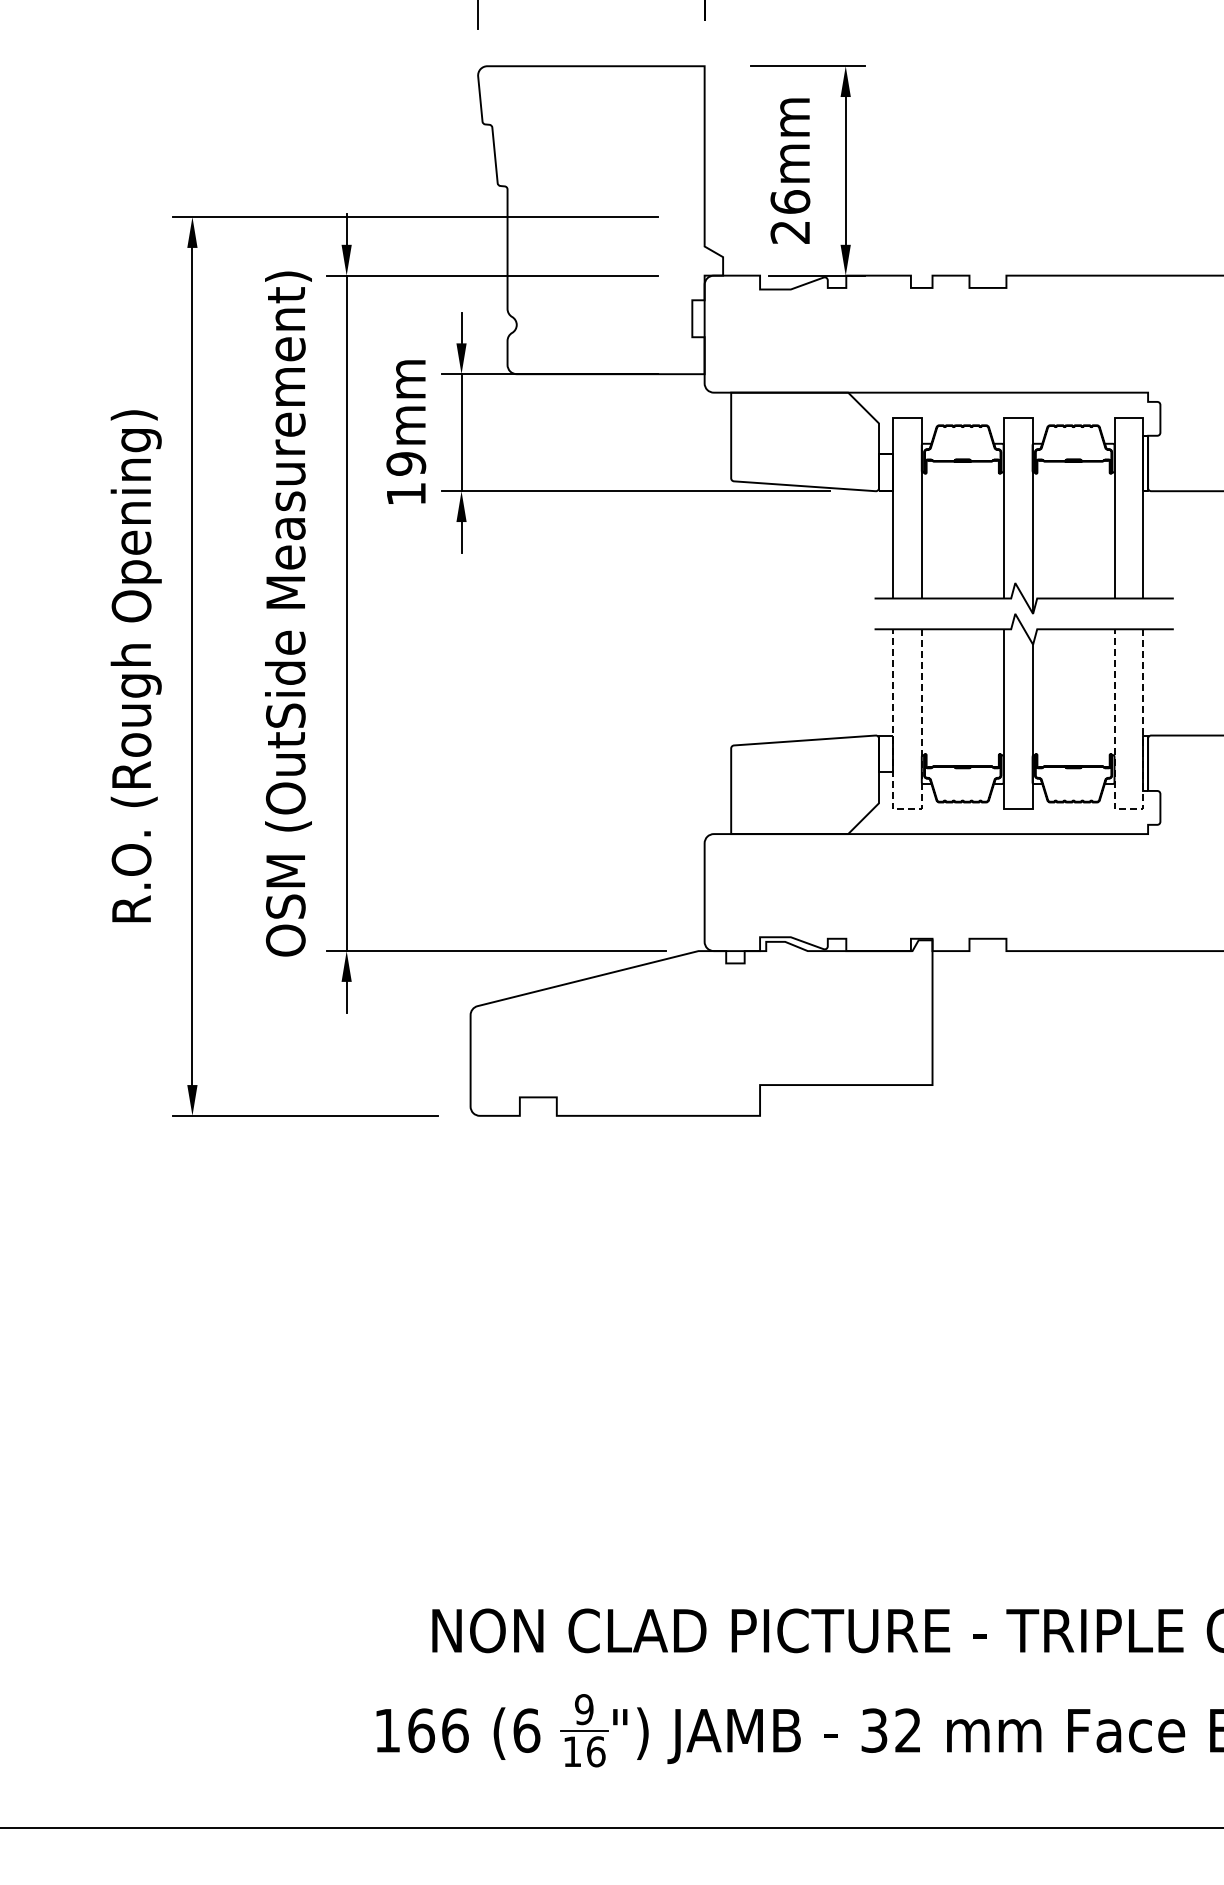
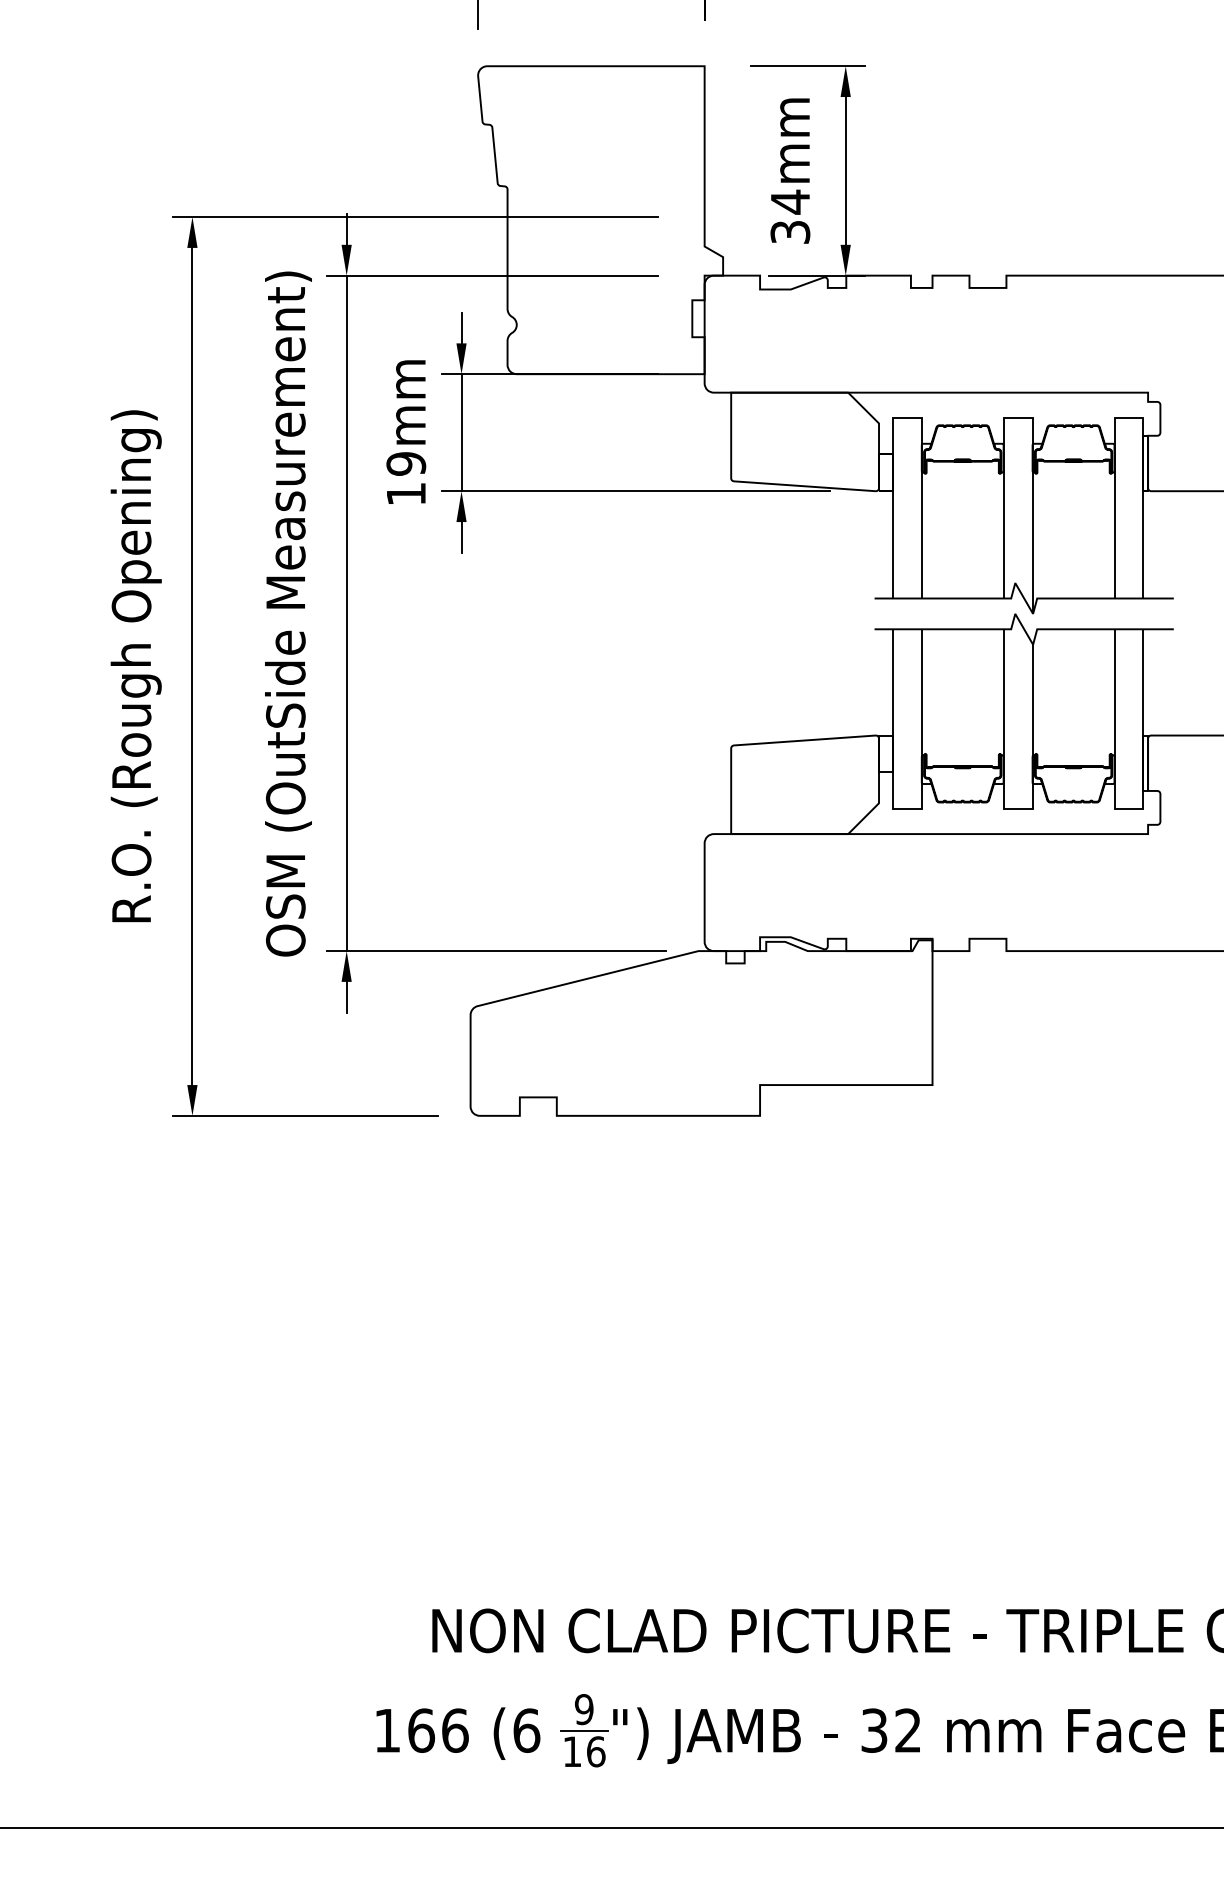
text: 26mm -> 34mm (790, 216)
line: dashed -> solid (906, 809)
line: dashed -> solid (1128, 809)
